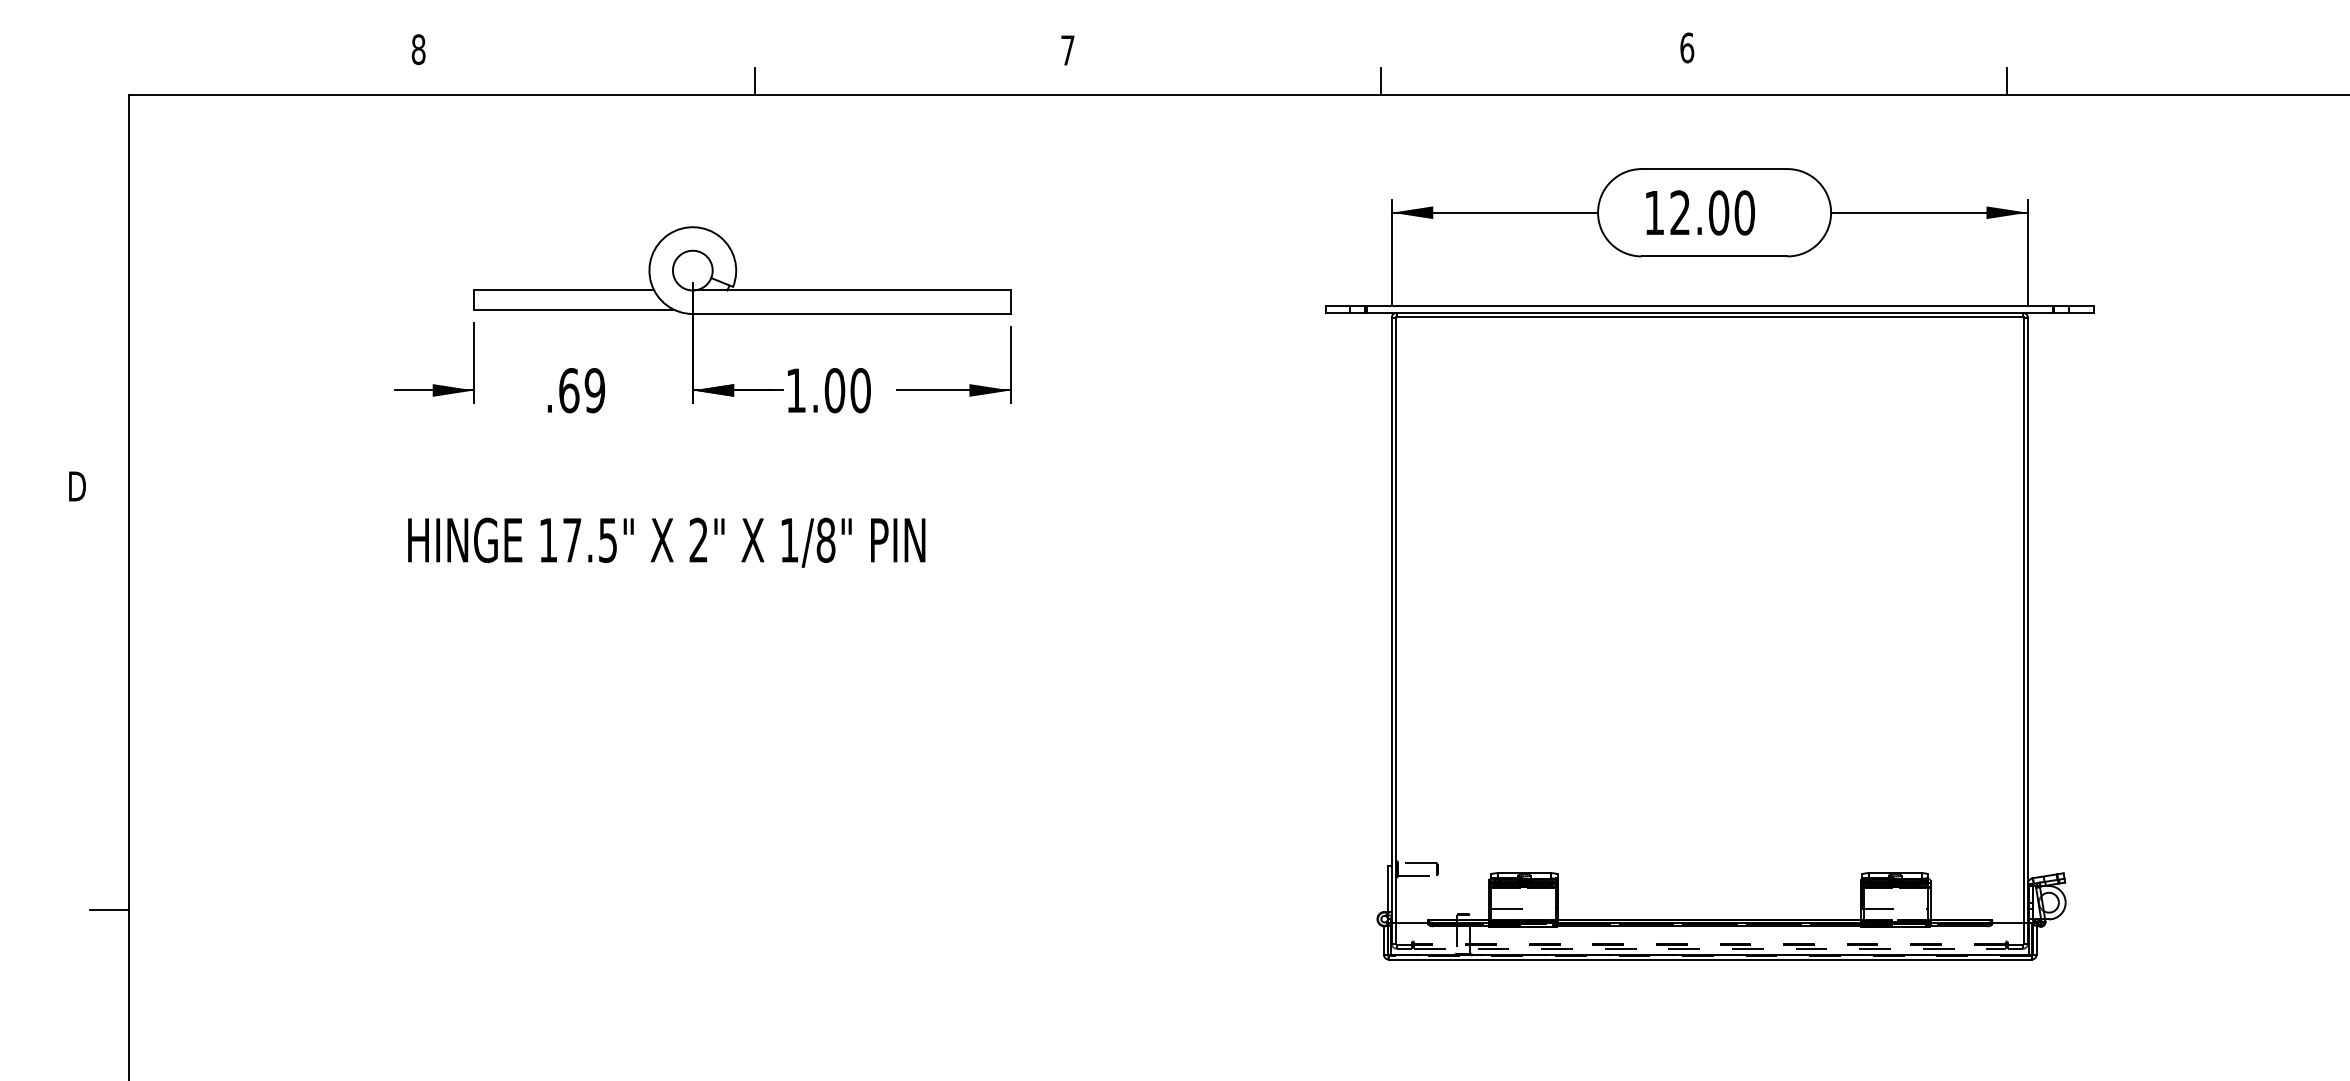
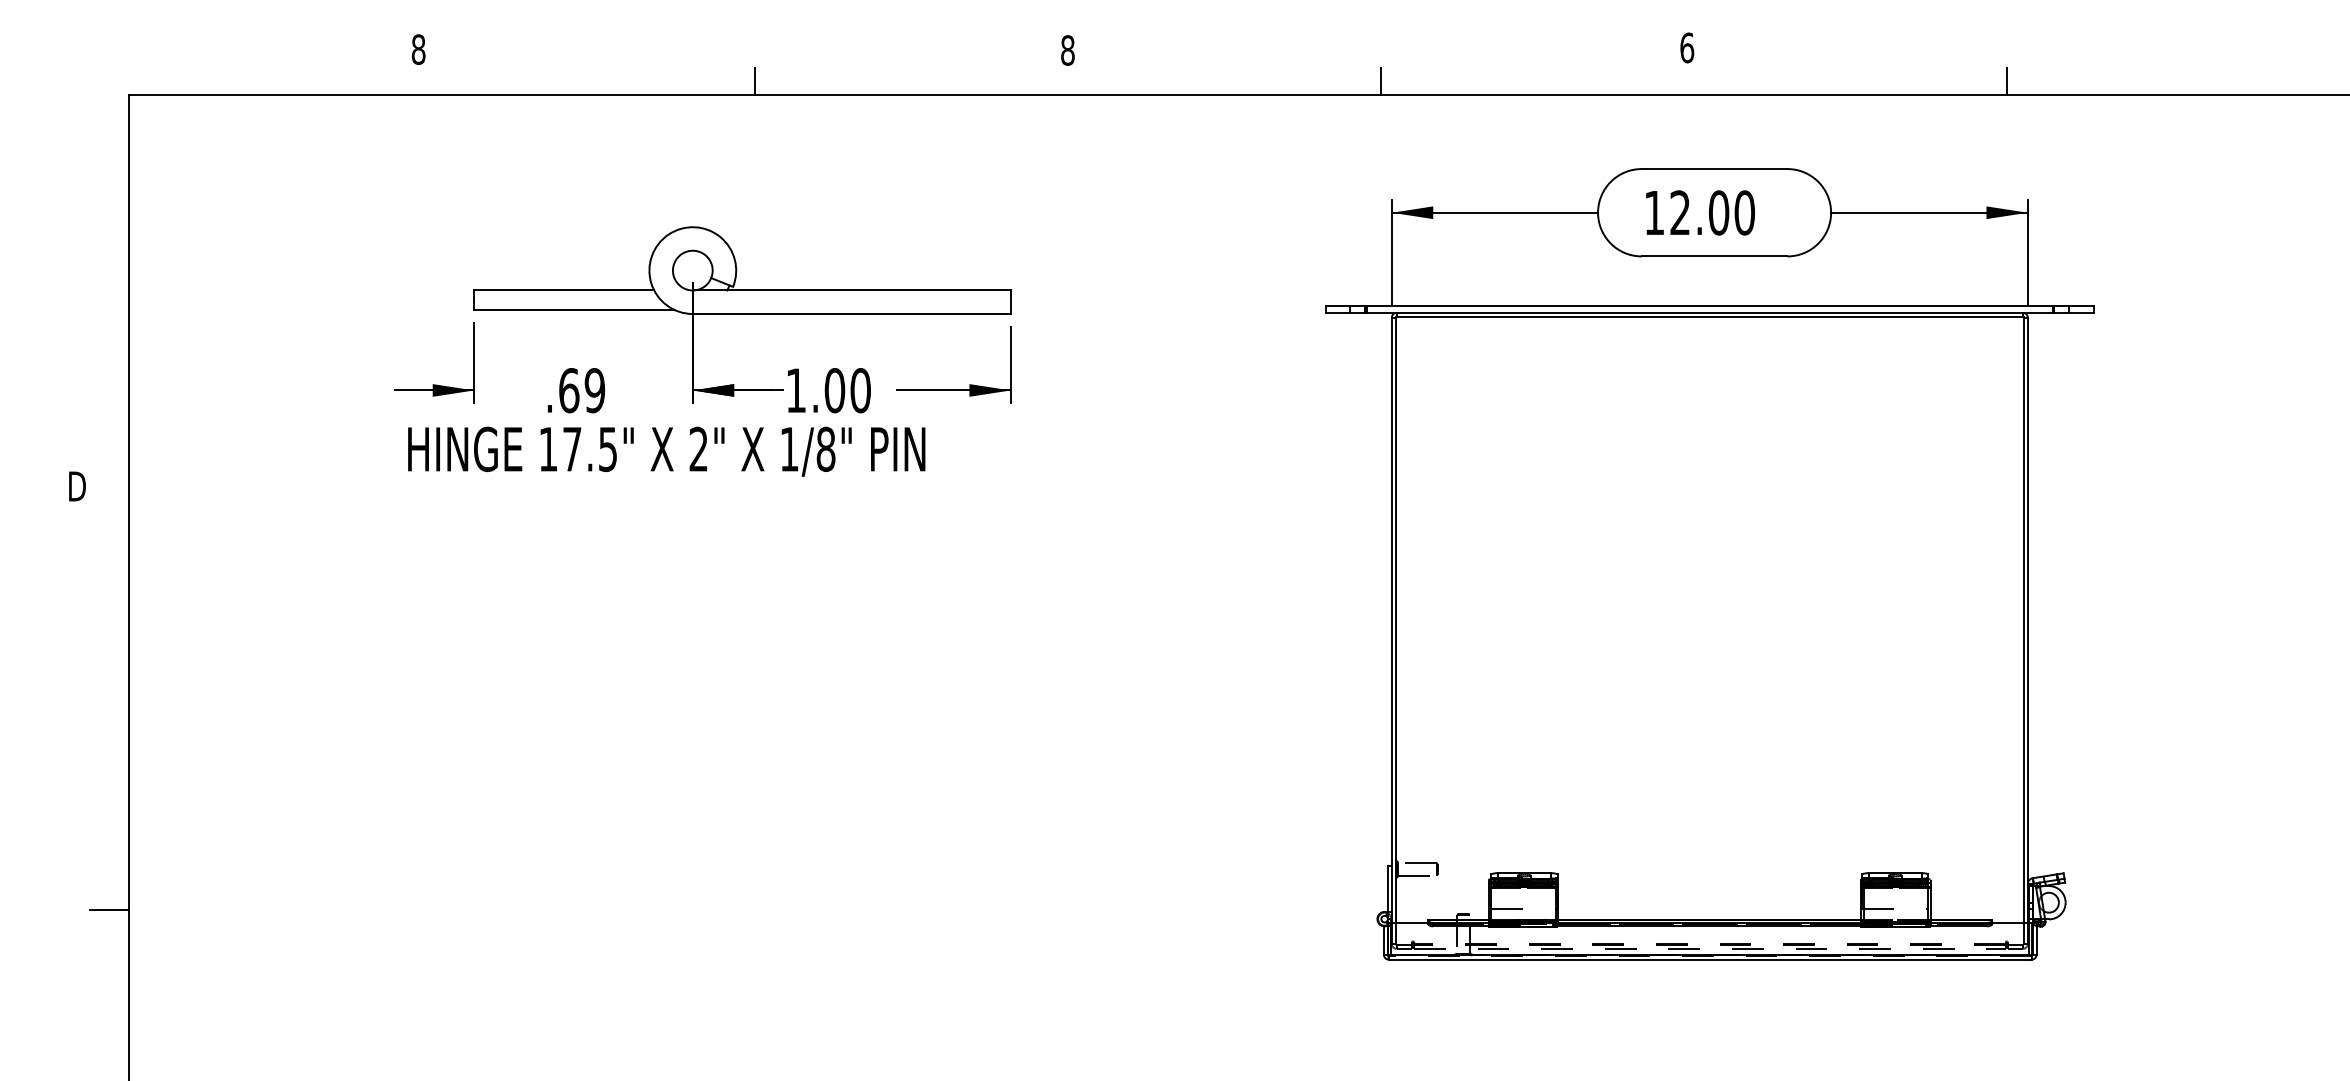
text: 7 -> 8 (1067, 50)
text position: (666, 542) -> (666, 451) (666, 451)
